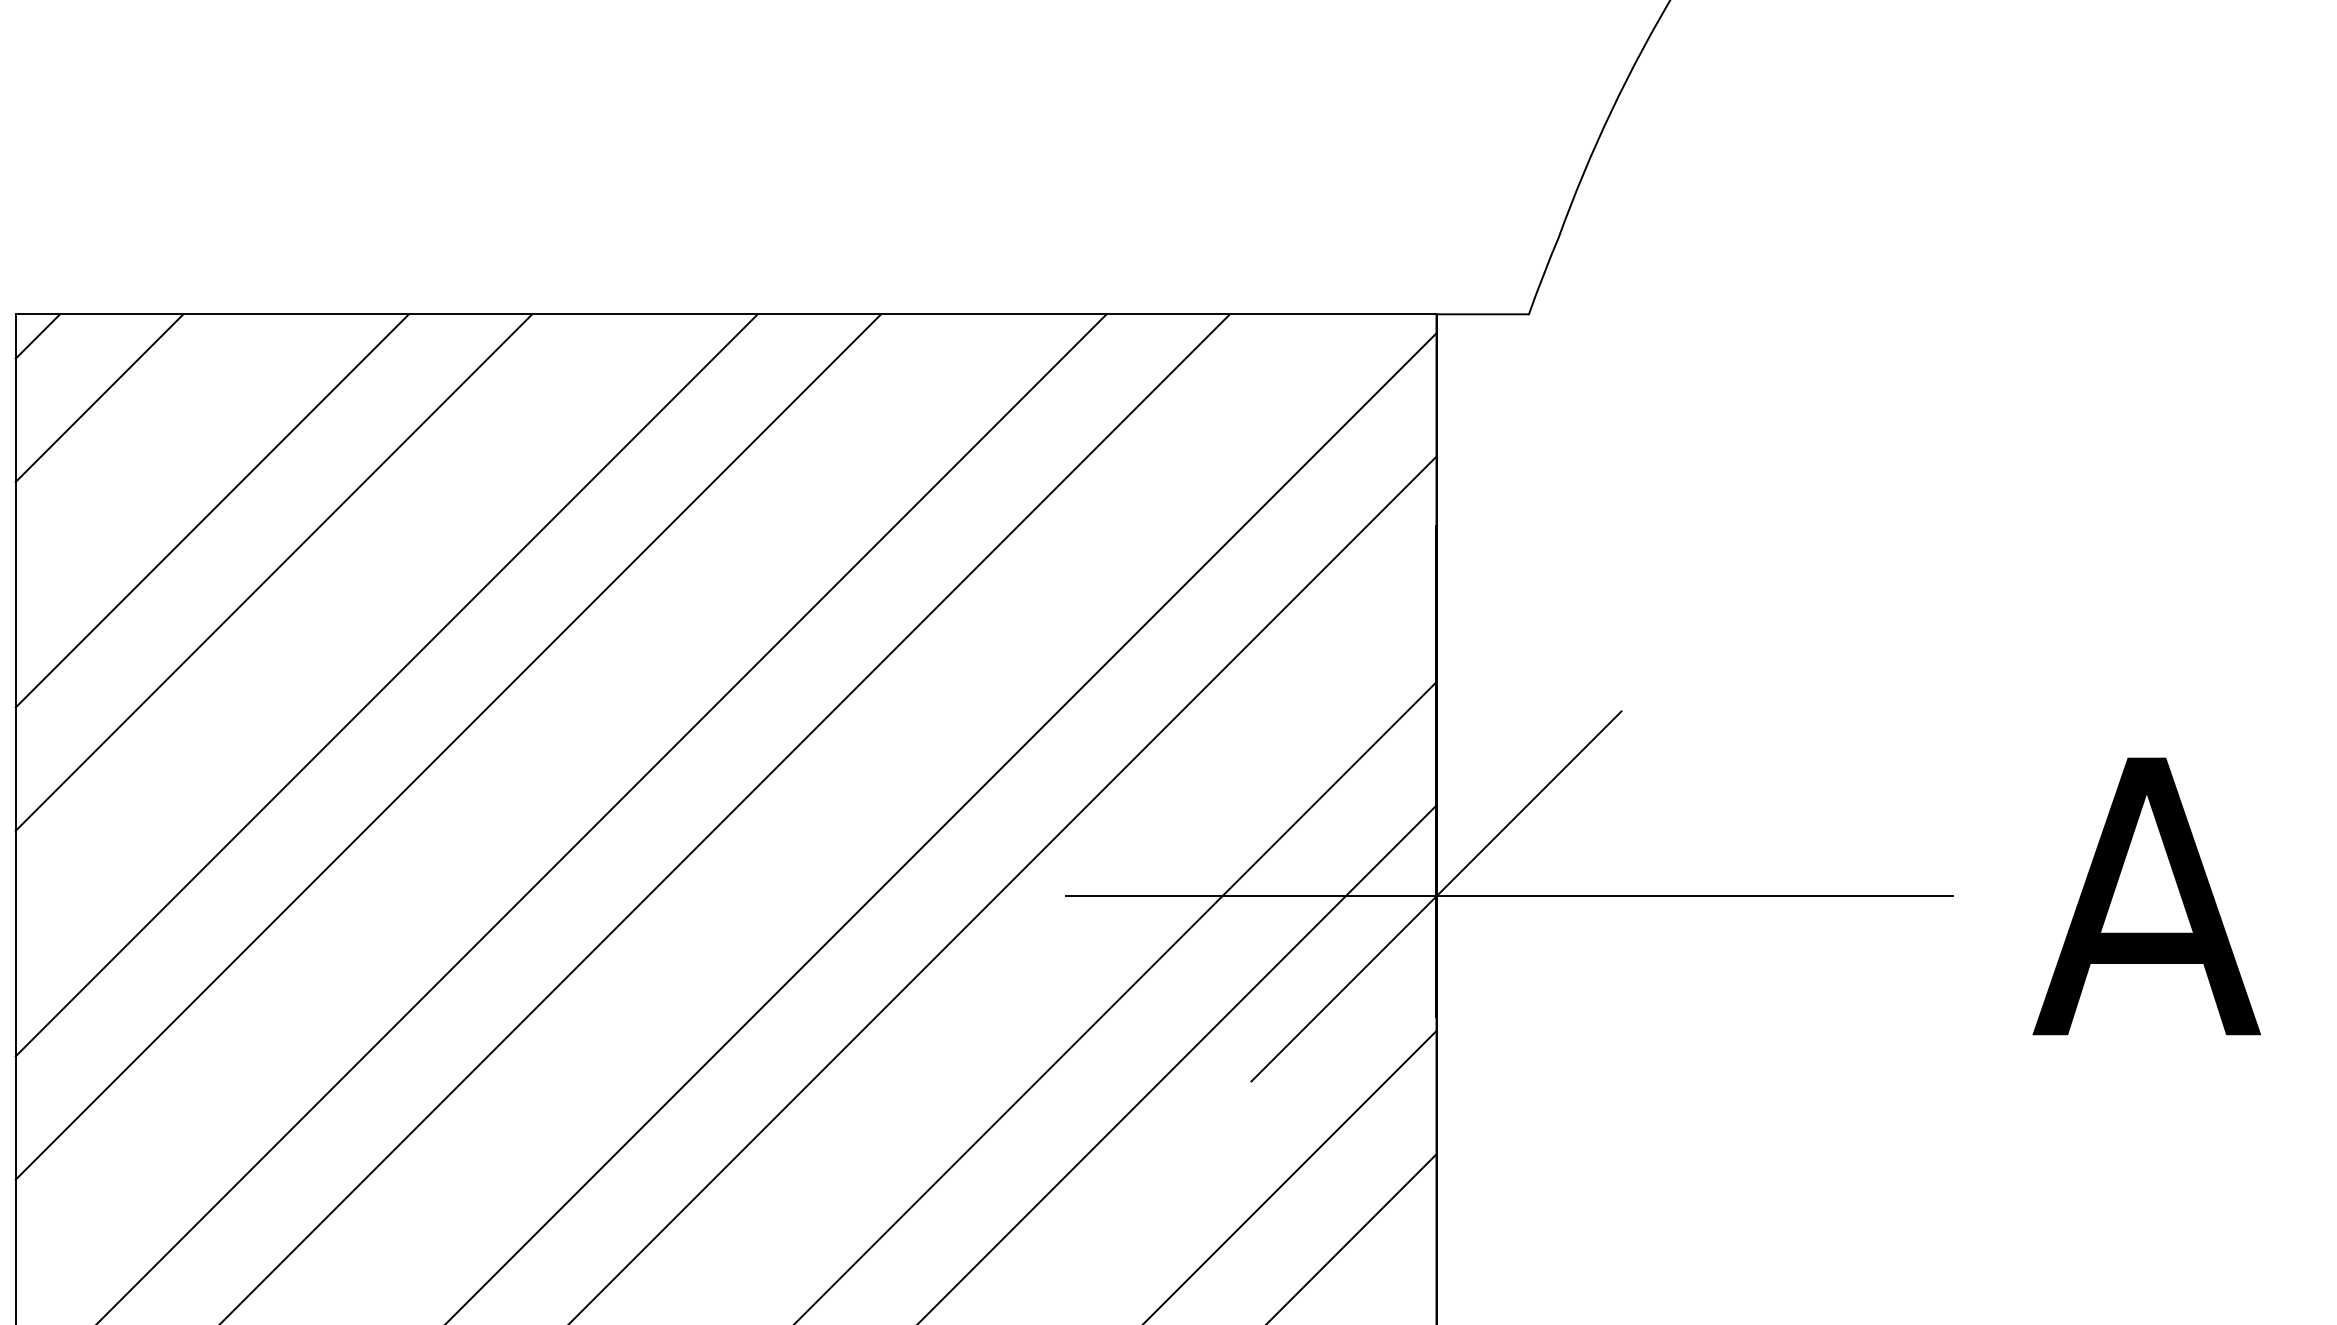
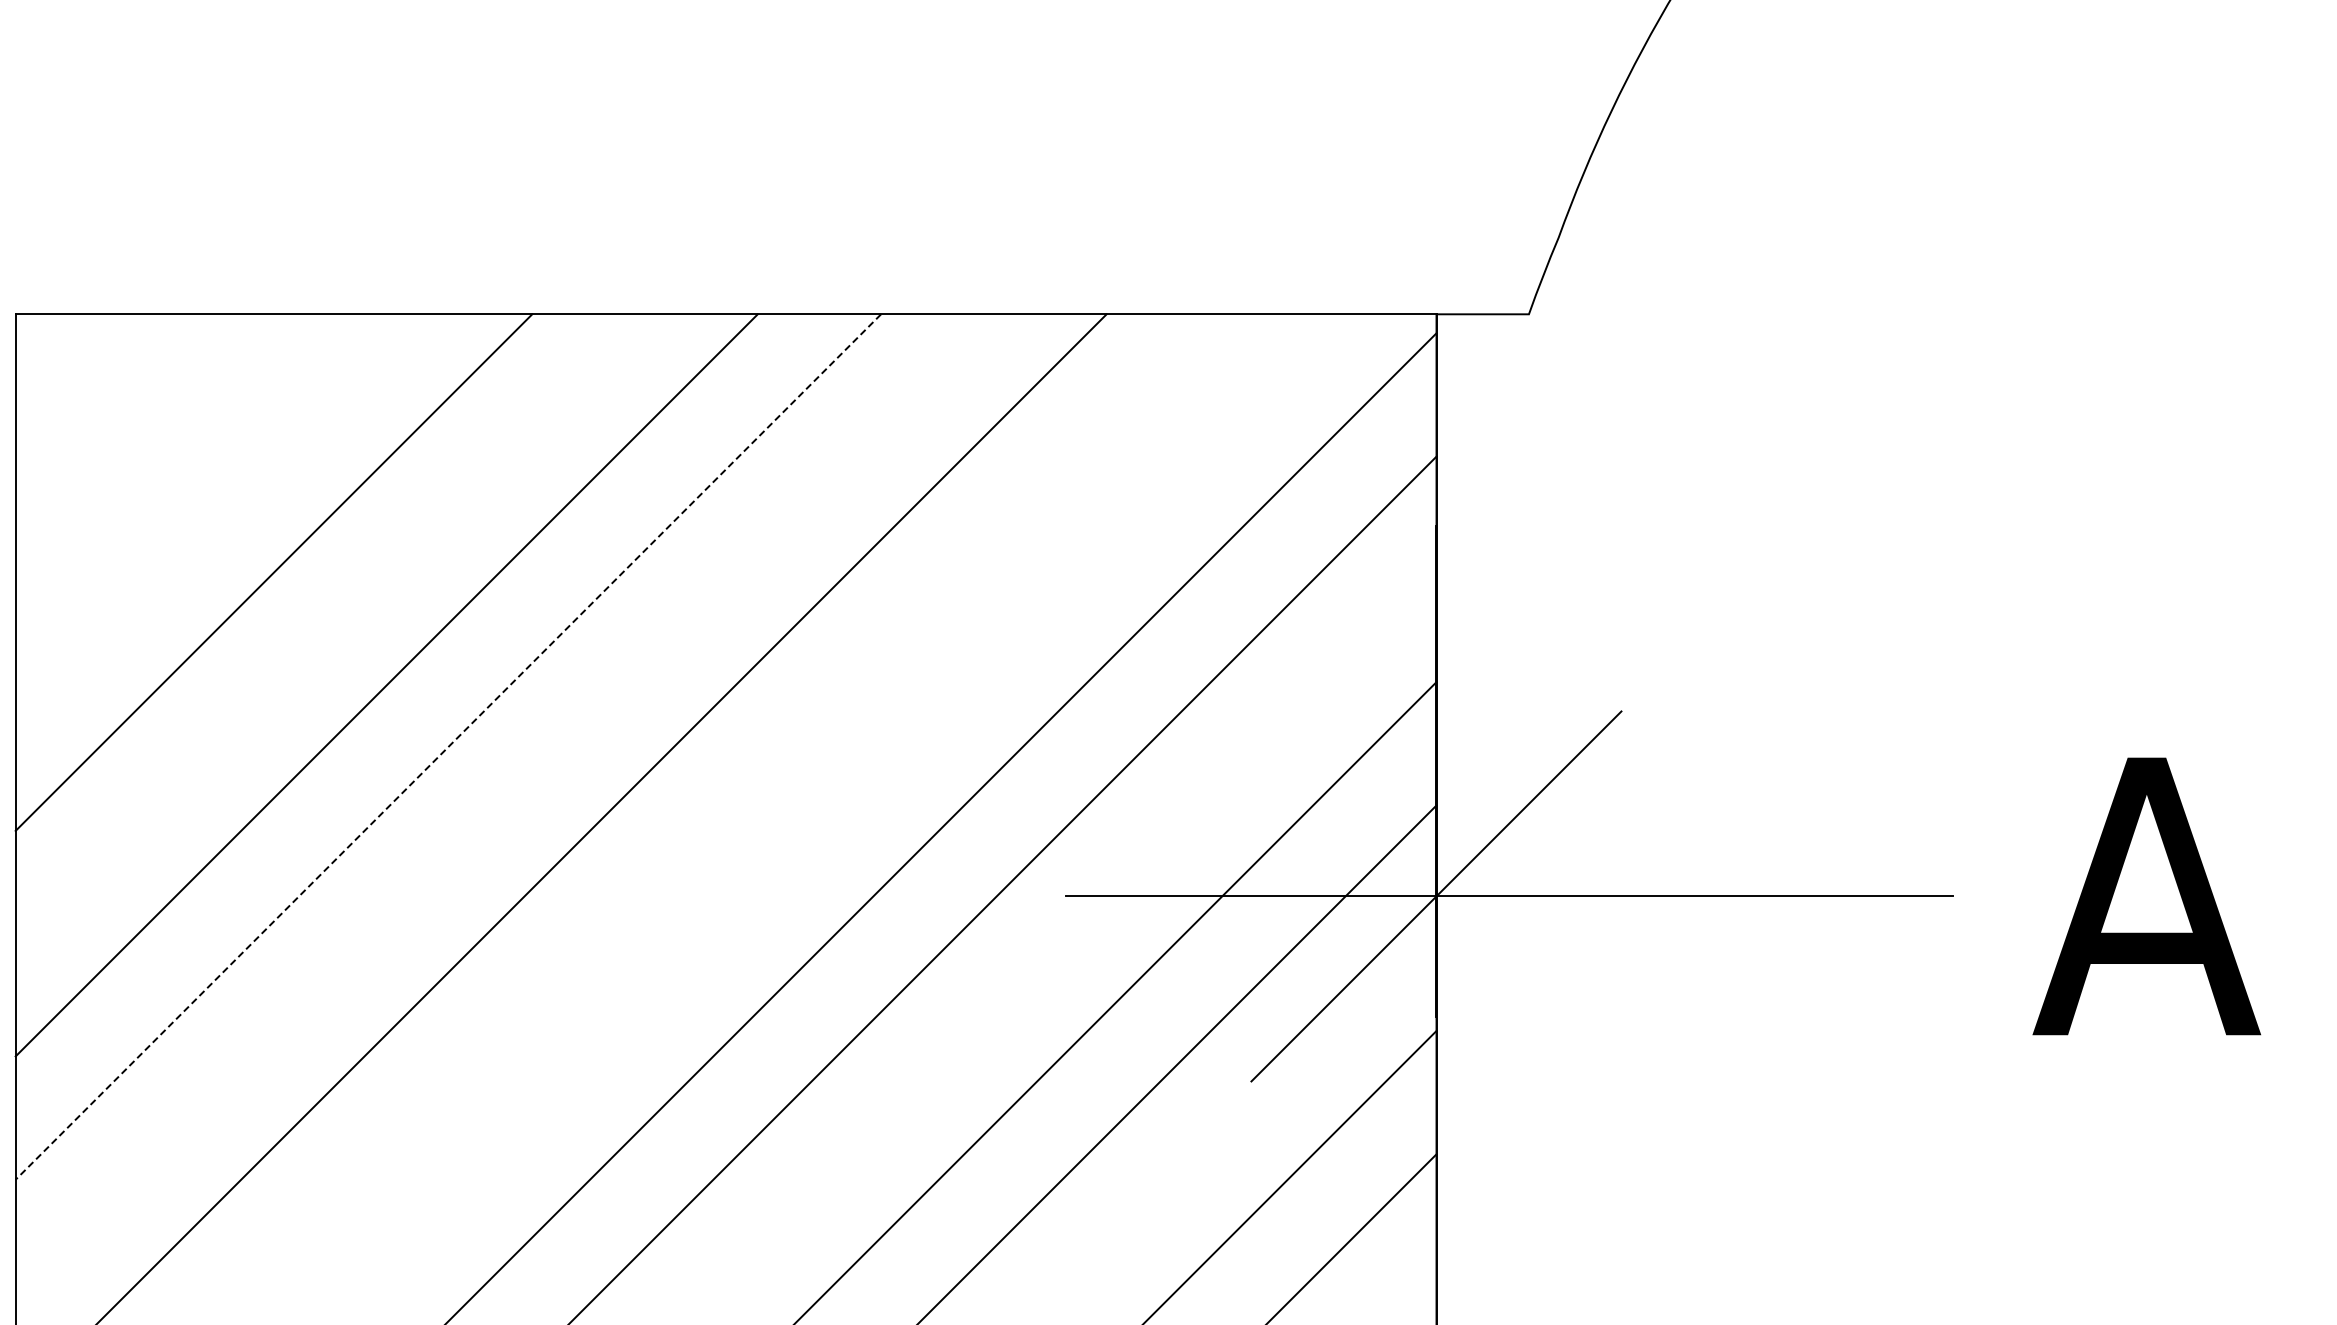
line: present -> none (37, 336)
line: present -> none (99, 398)
line: present -> none (211, 510)
line: solid -> dashed (448, 747)
line: present -> none (725, 817)
